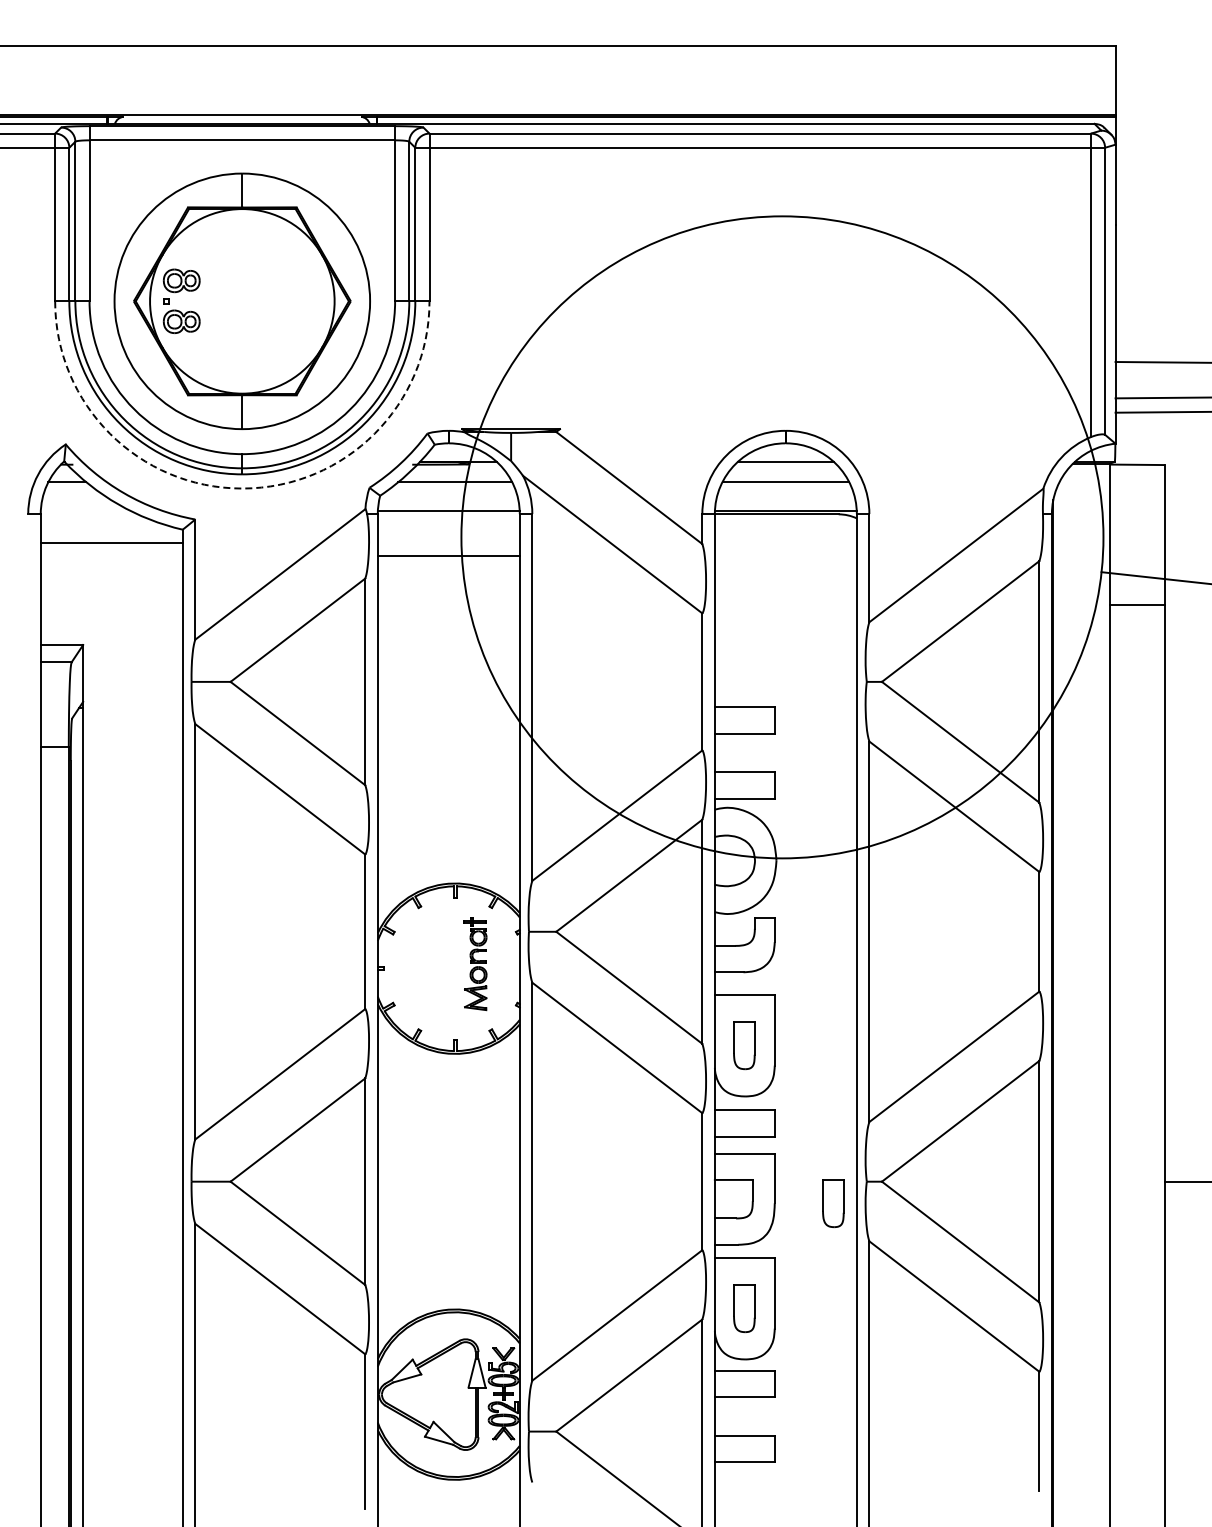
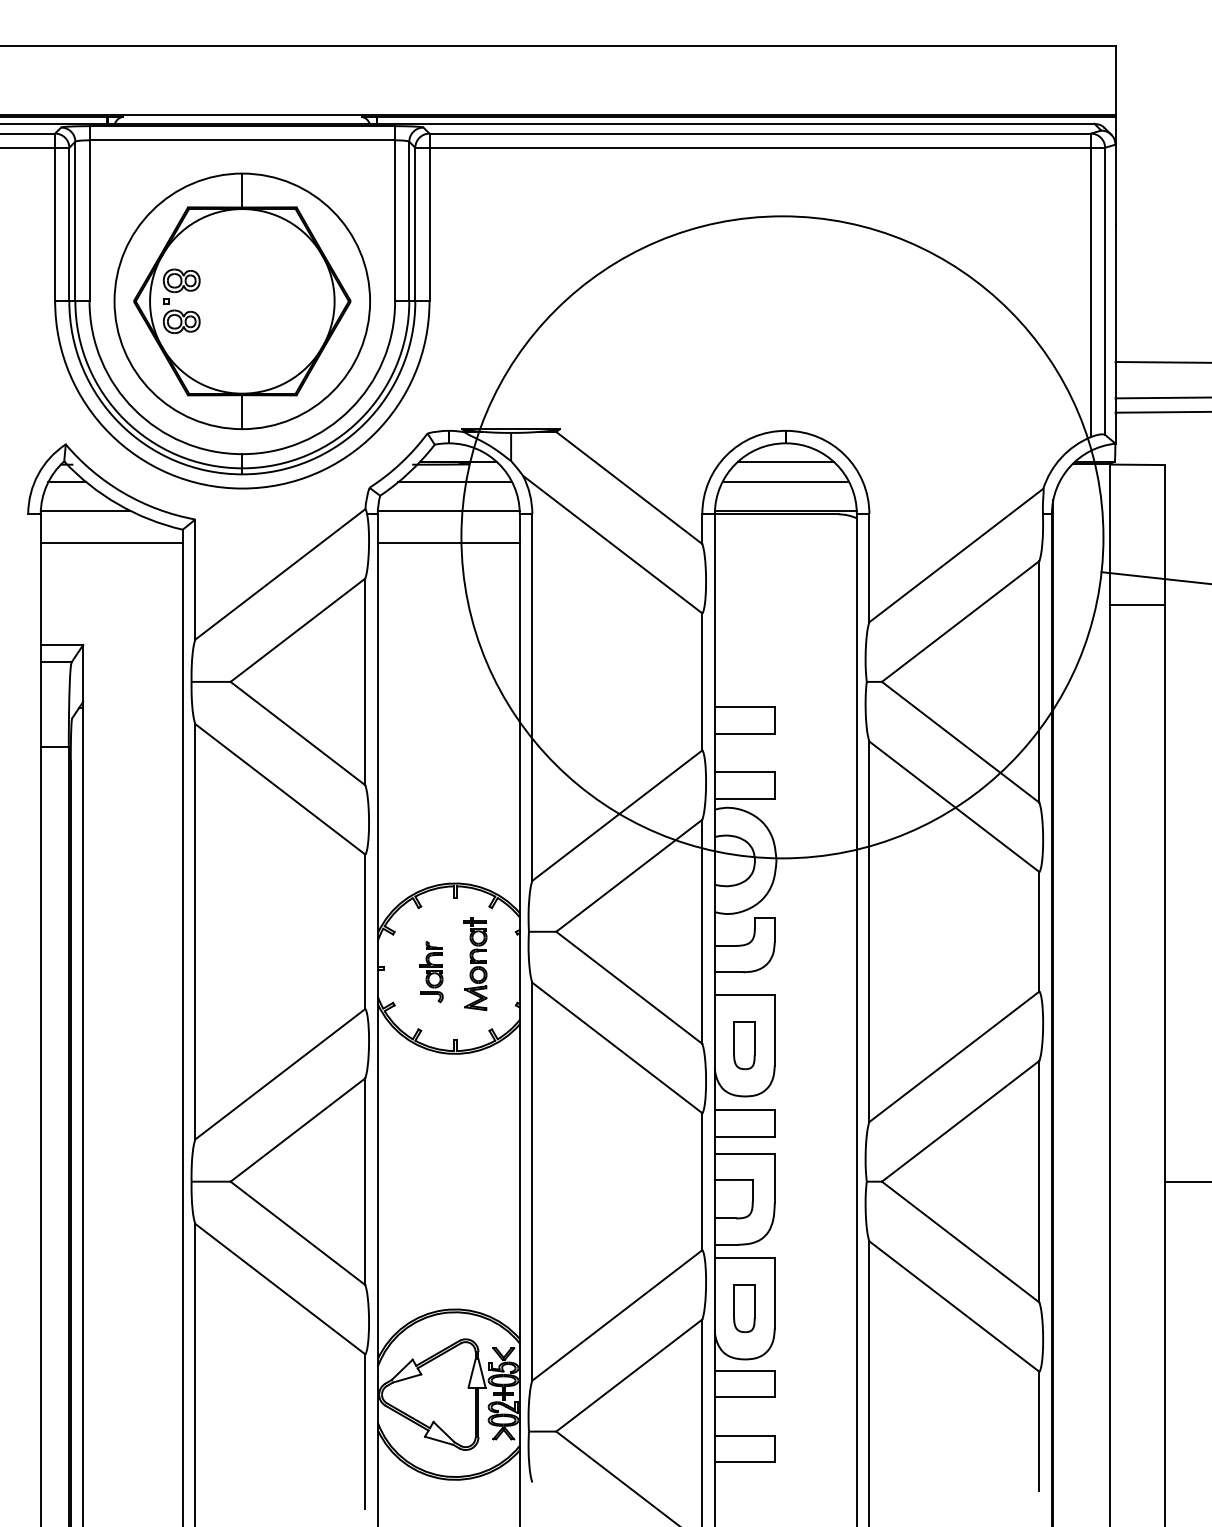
arc: dashed -> solid (242, 488)
line: none -> present (84, 510)
line position: (448, 555) -> (448, 542) (448, 542)
part: none -> present (431, 972)
part: present -> none (833, 1203)
